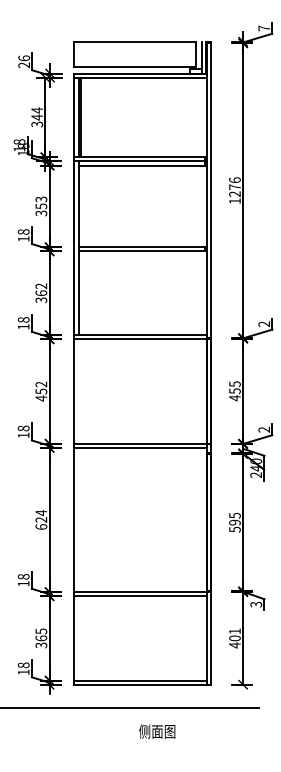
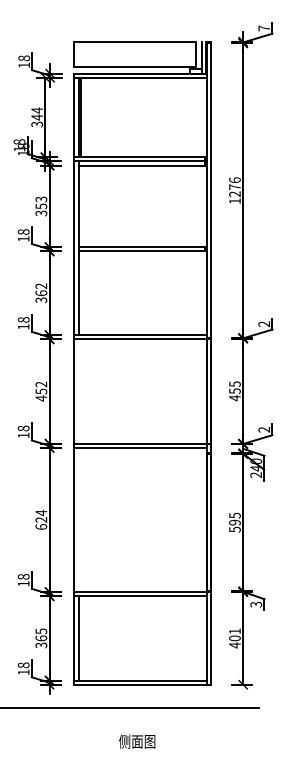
text: 26 -> 18 (23, 61)
line: none -> present (78, 638)
text position: (157, 731) -> (137, 741) (137, 741)
